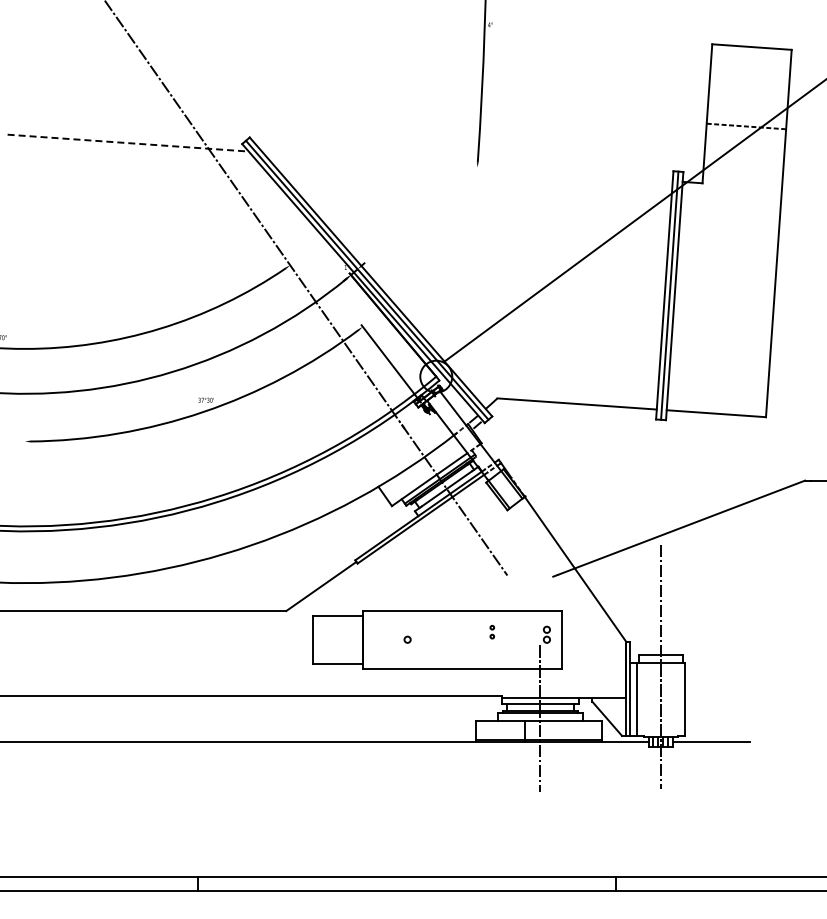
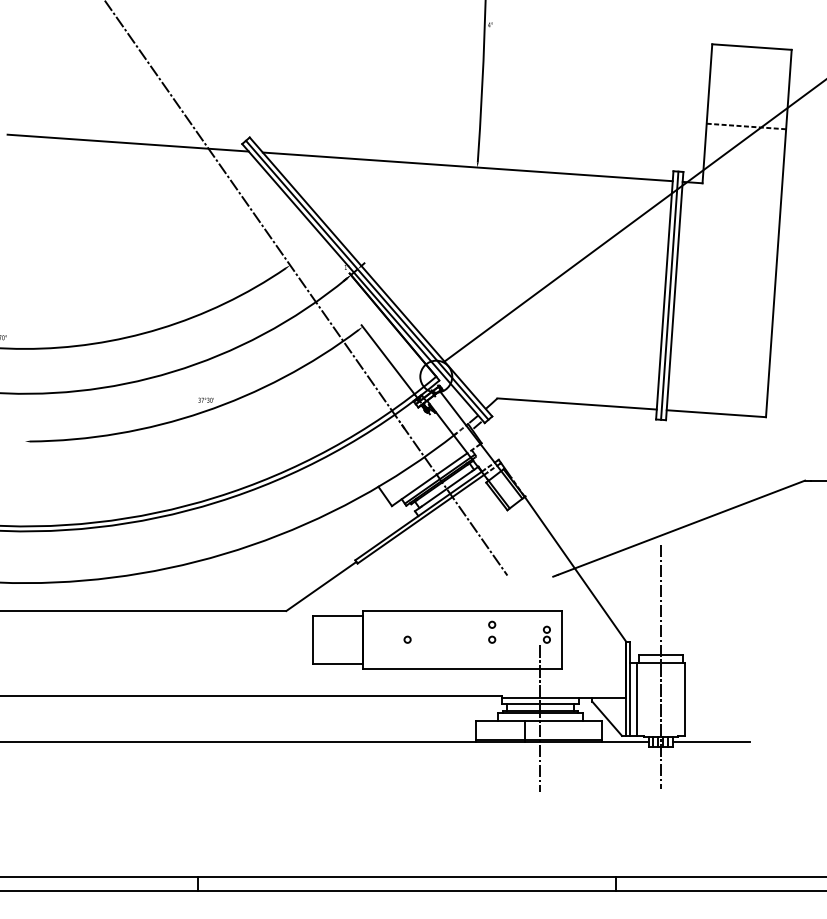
line: dashed -> solid (128, 143)
line: none -> present (467, 166)
part size: 6x15 px -> 9x24 px (492, 631)
